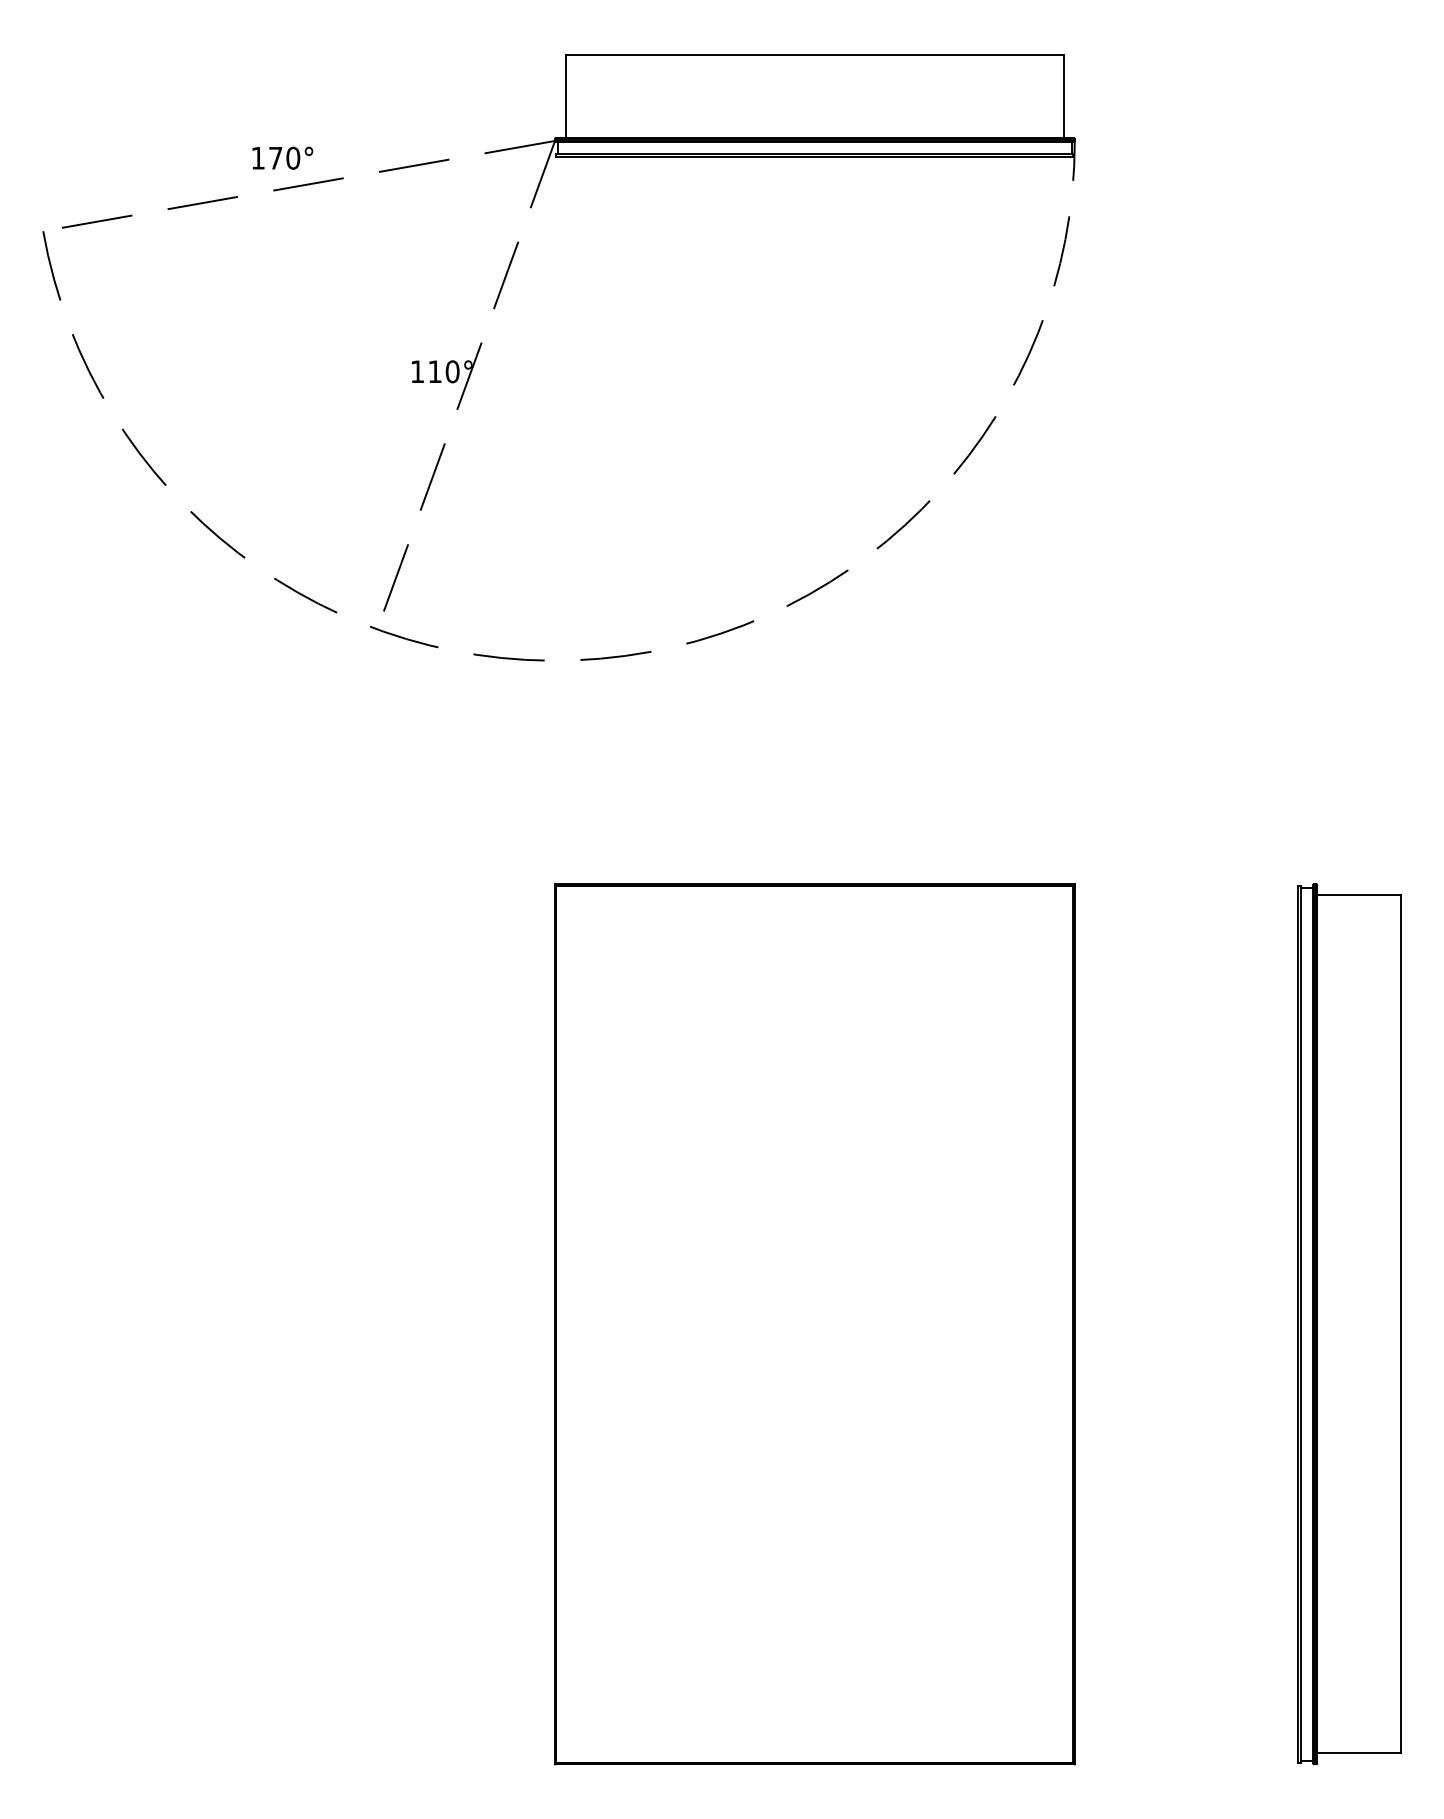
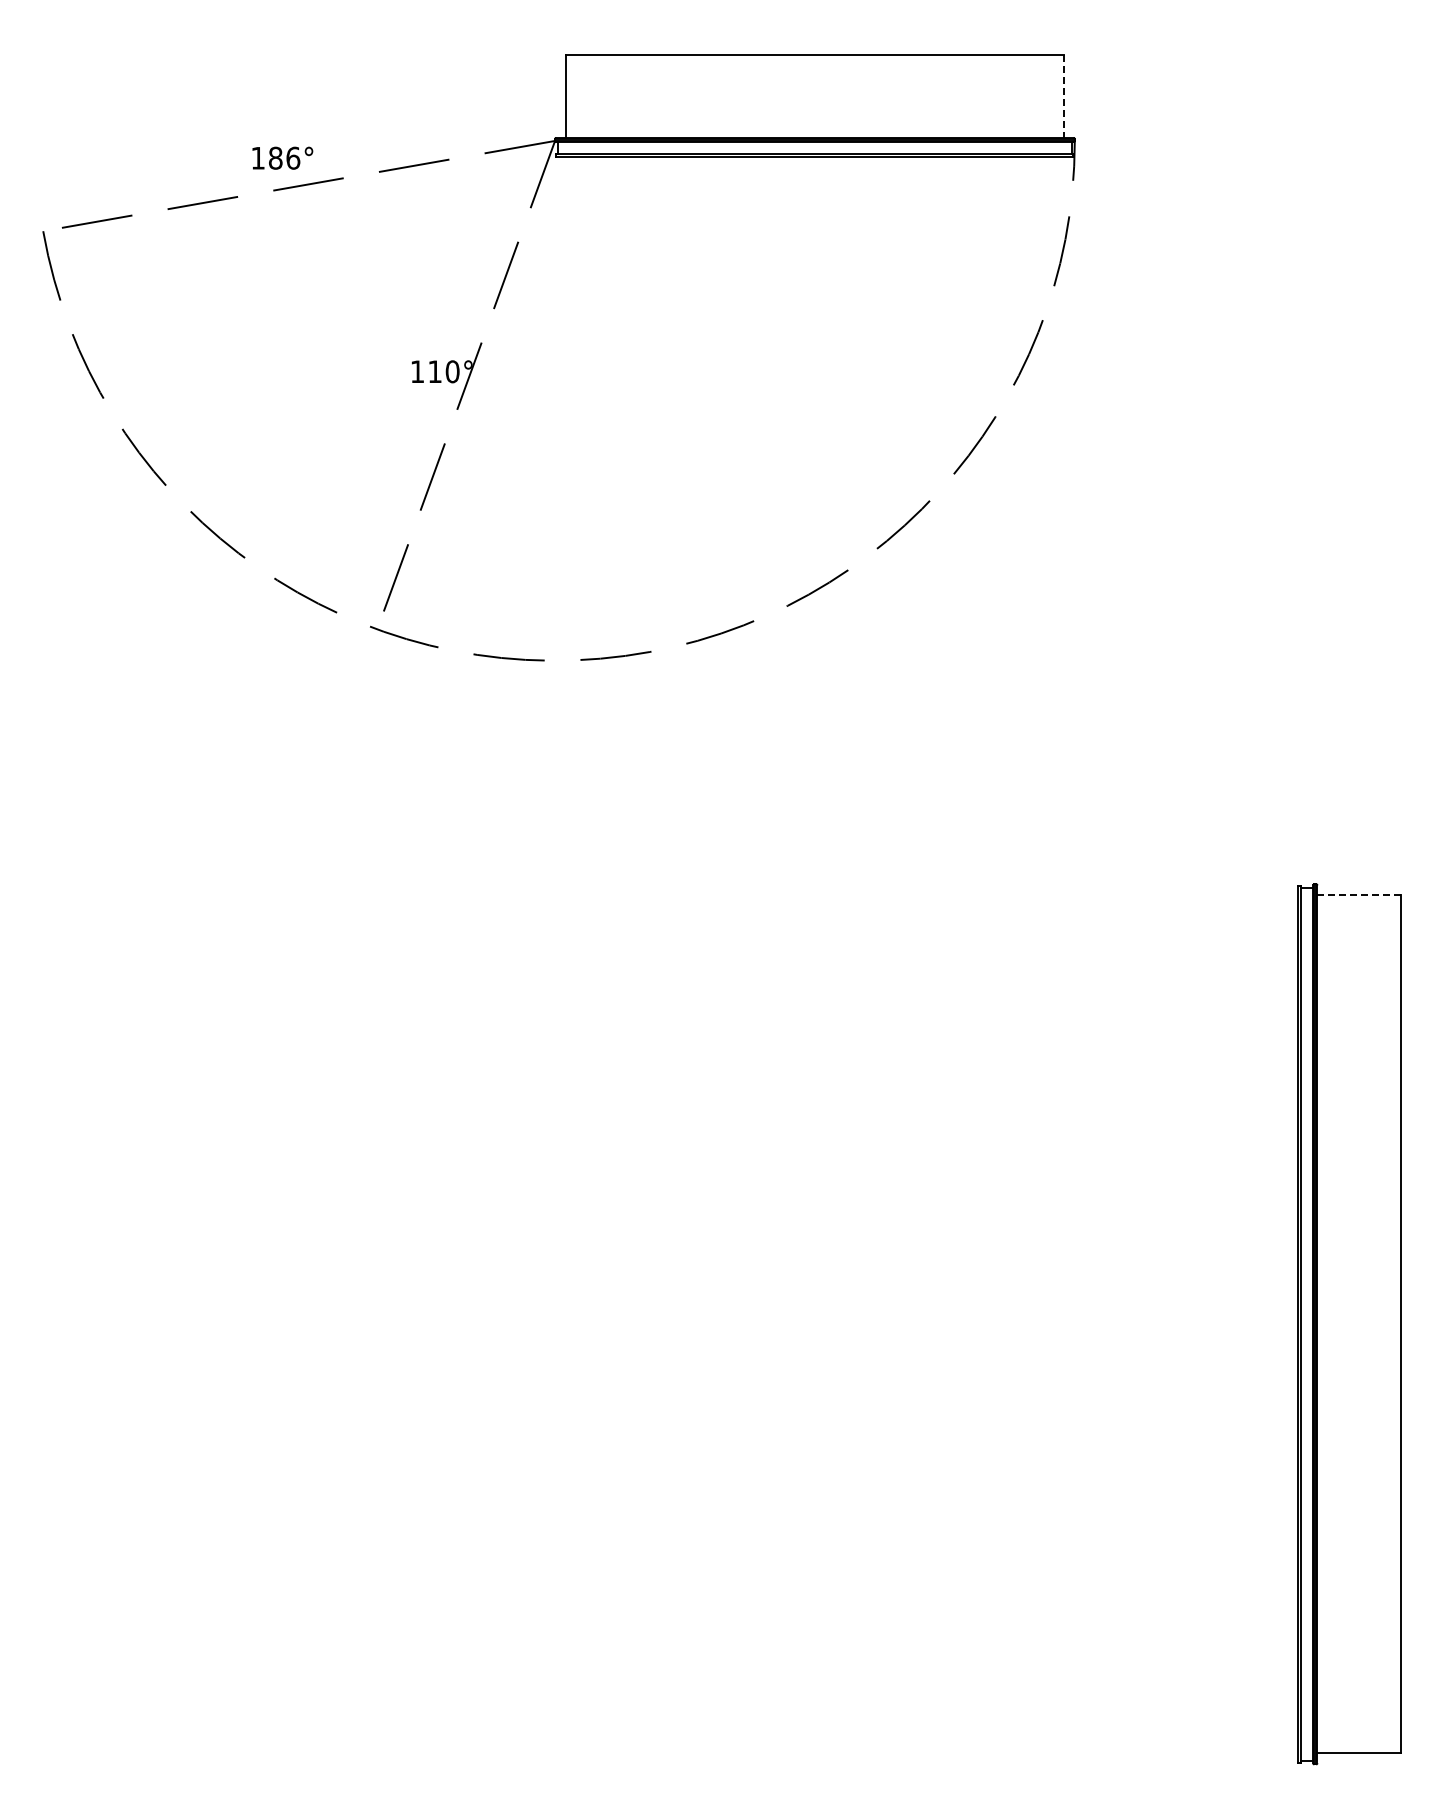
line: solid -> dashed (1063, 96)
text: 170° -> 186° (284, 157)
line: solid -> dashed (1359, 895)
part: present -> none (814, 1324)
